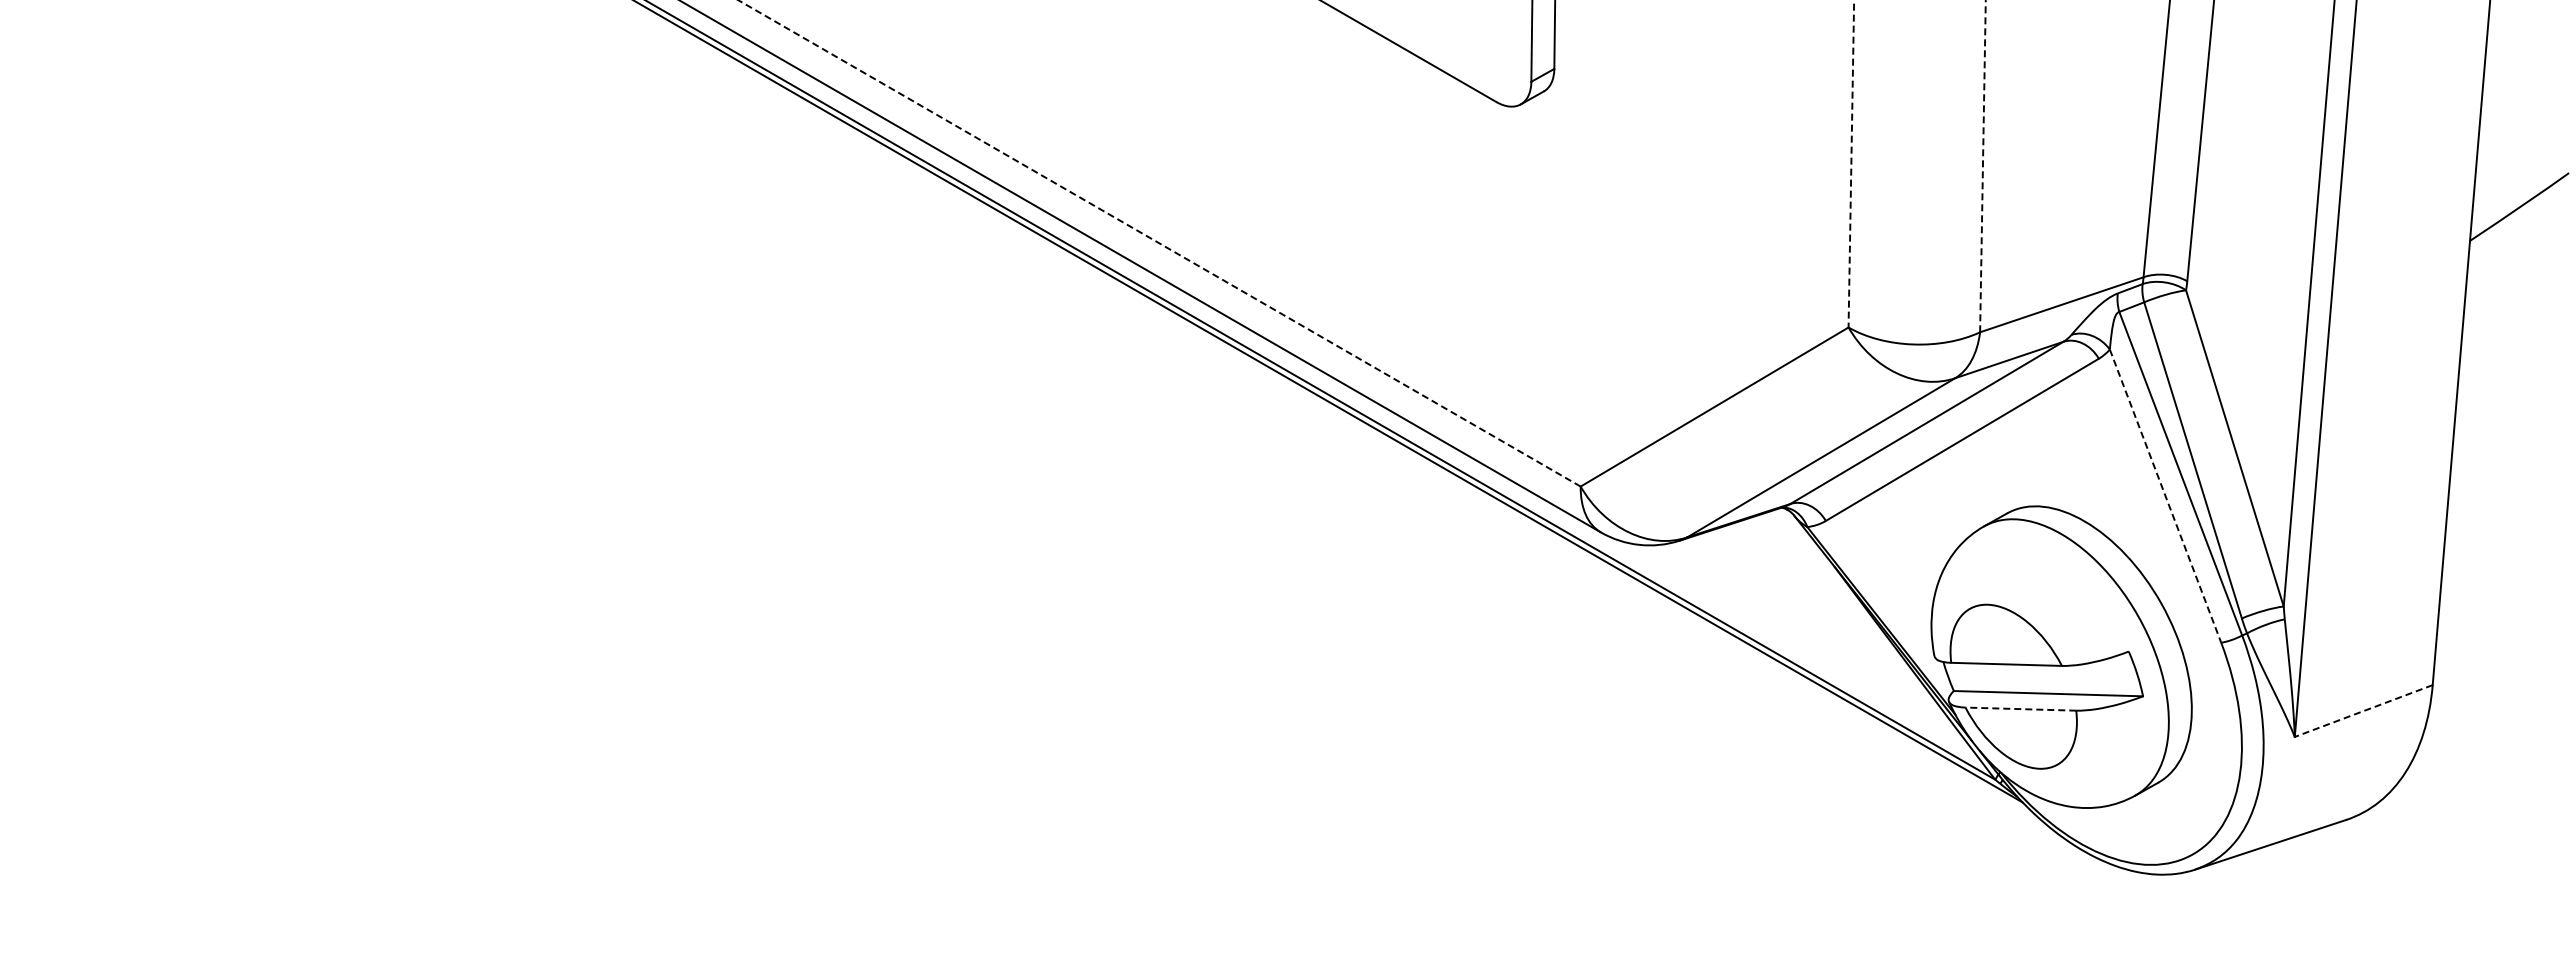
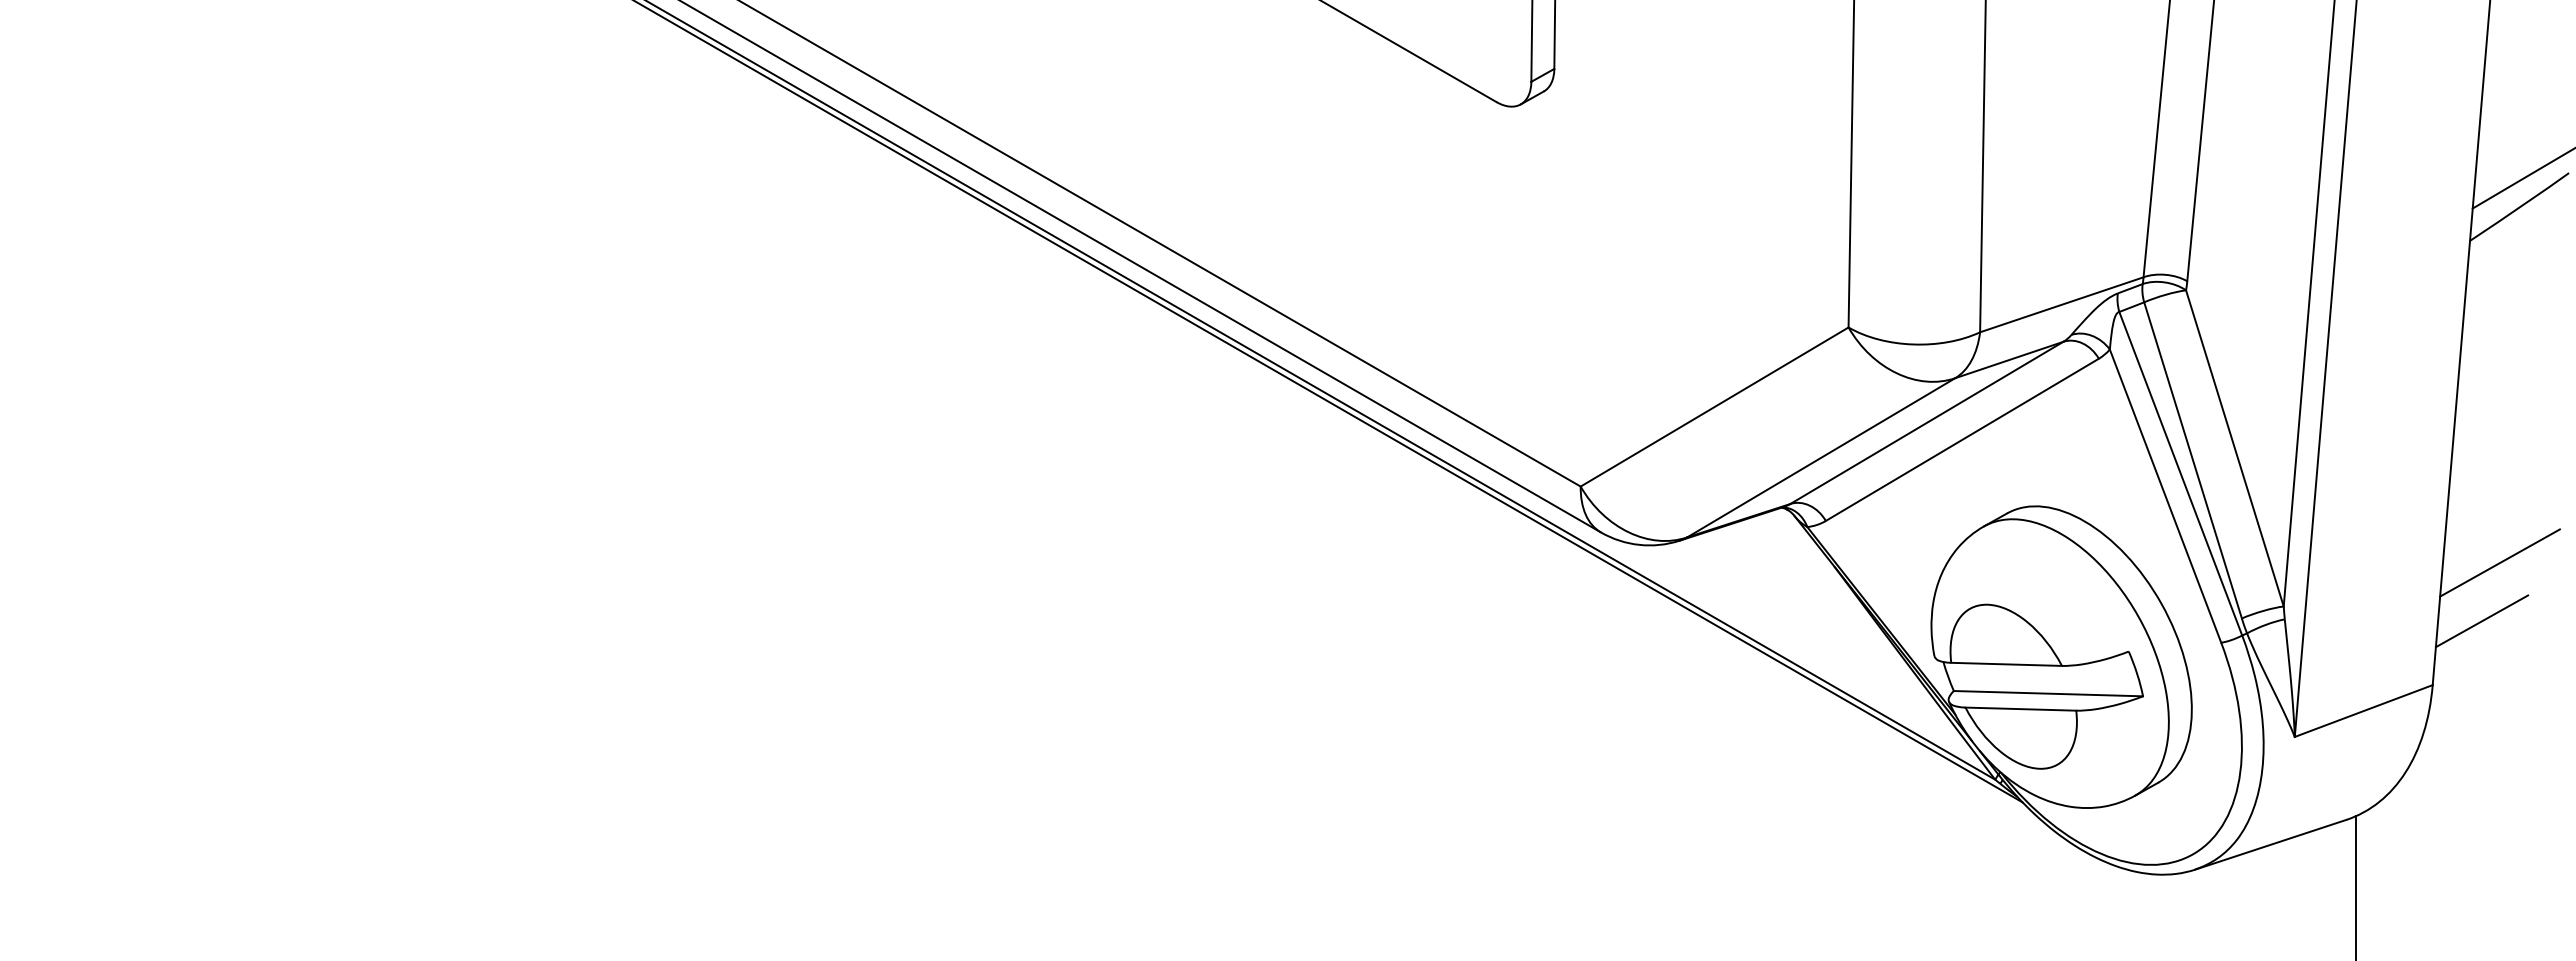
line: dashed -> solid (1851, 164)
line: dashed -> solid (1982, 166)
line: none -> present (2522, 178)
line: dashed -> solid (1159, 243)
line: dashed -> solid (2165, 496)
line: none -> present (2499, 562)
line: none -> present (2481, 621)
line: dashed -> solid (2020, 709)
line: dashed -> solid (2363, 711)
line: none -> present (2356, 886)
